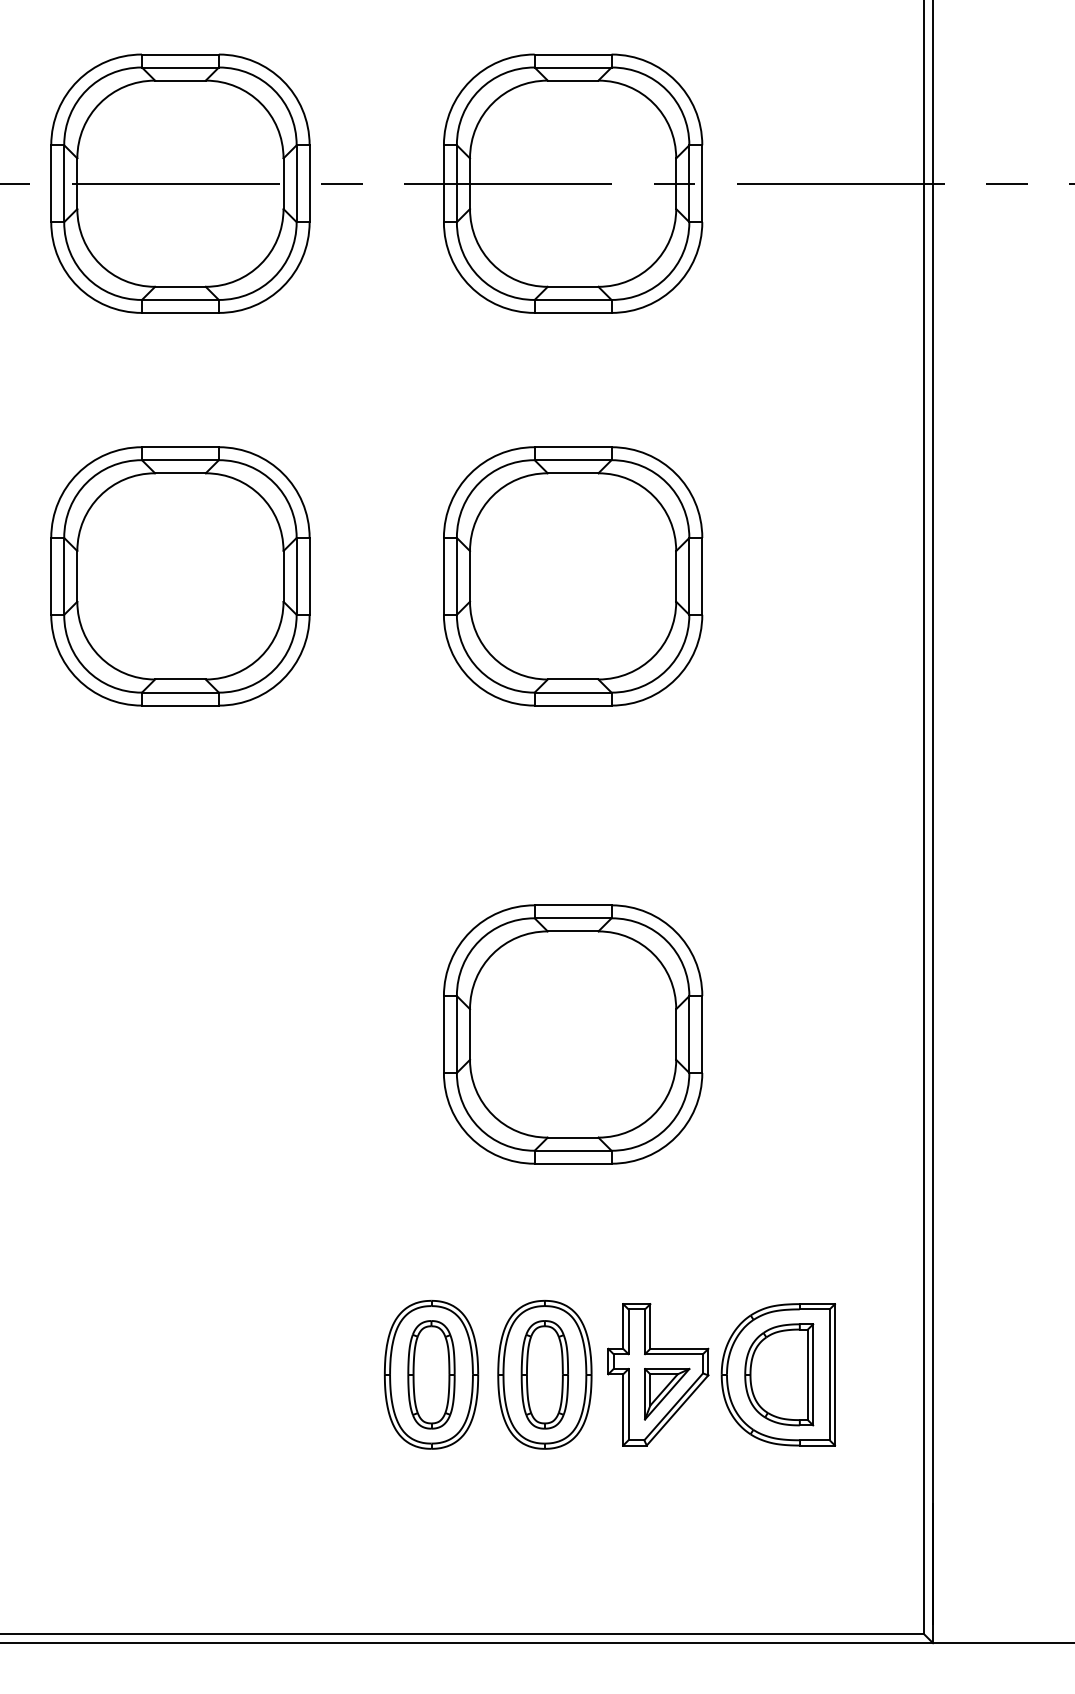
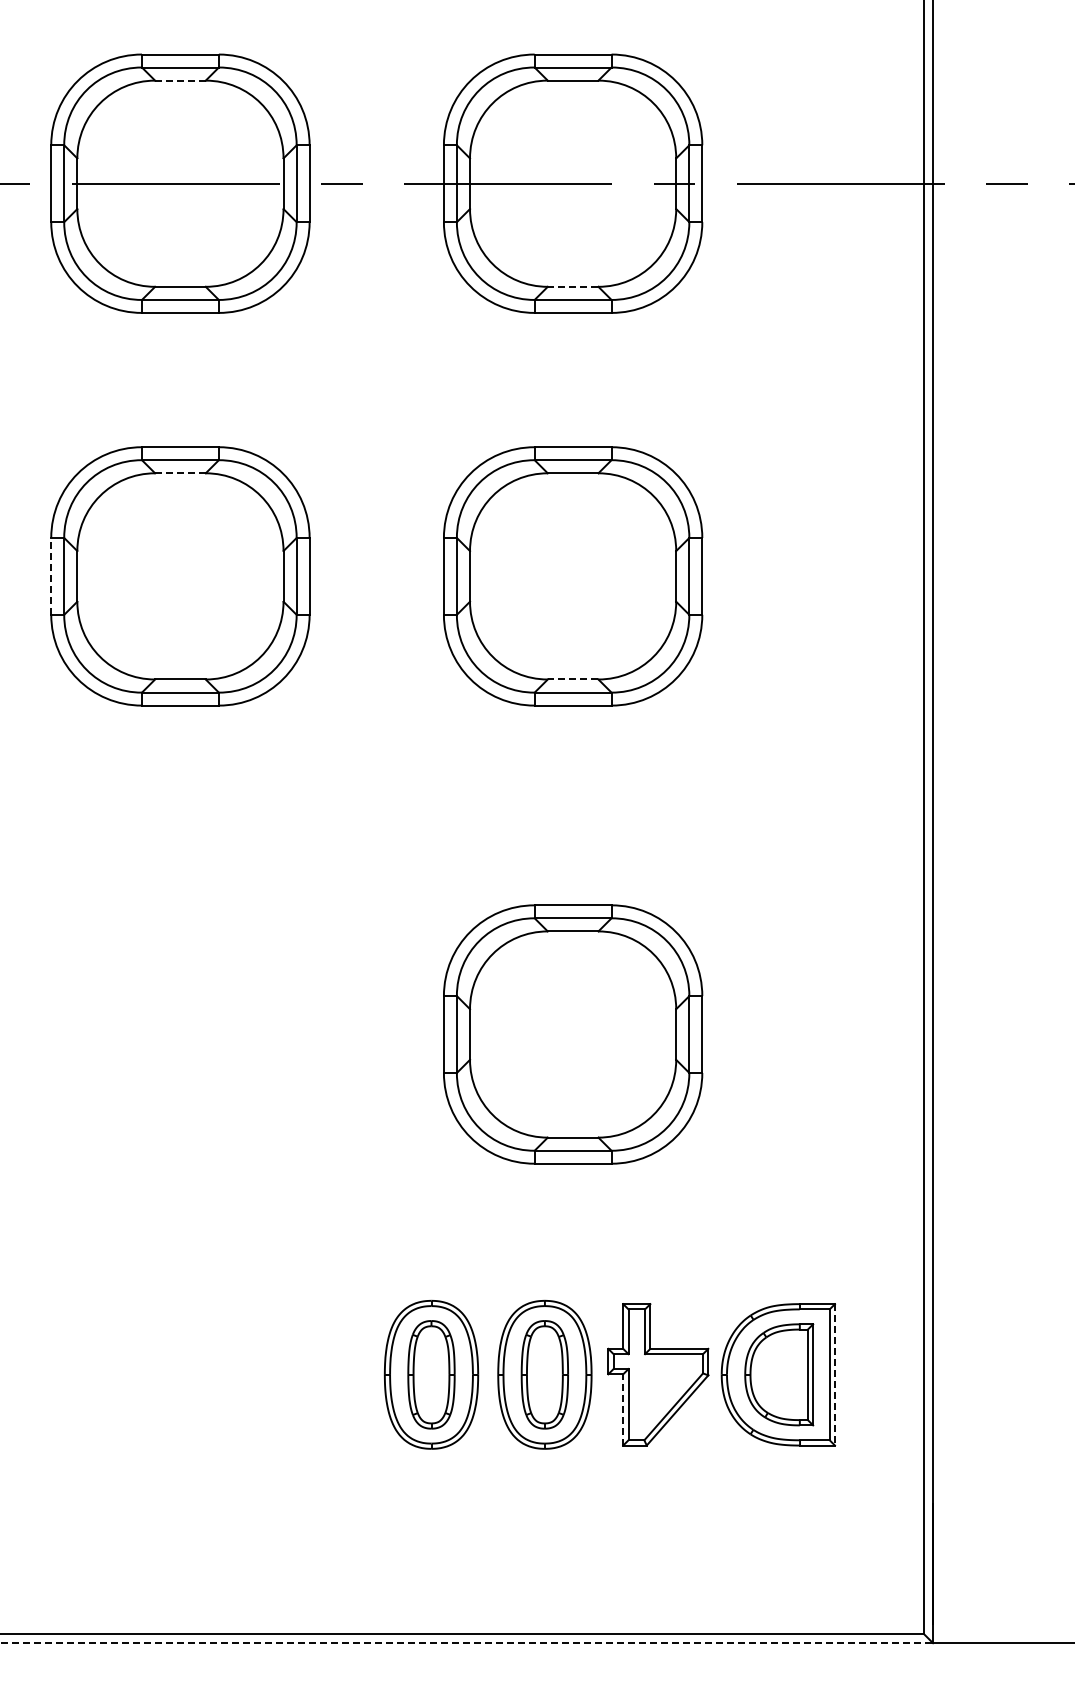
line: solid -> dashed (180, 80)
line: solid -> dashed (572, 286)
line: solid -> dashed (180, 473)
line: solid -> dashed (51, 575)
line: solid -> dashed (572, 679)
line: solid -> dashed (834, 1374)
part: present -> none (667, 1393)
line: solid -> dashed (623, 1409)
line: solid -> dashed (467, 1643)
